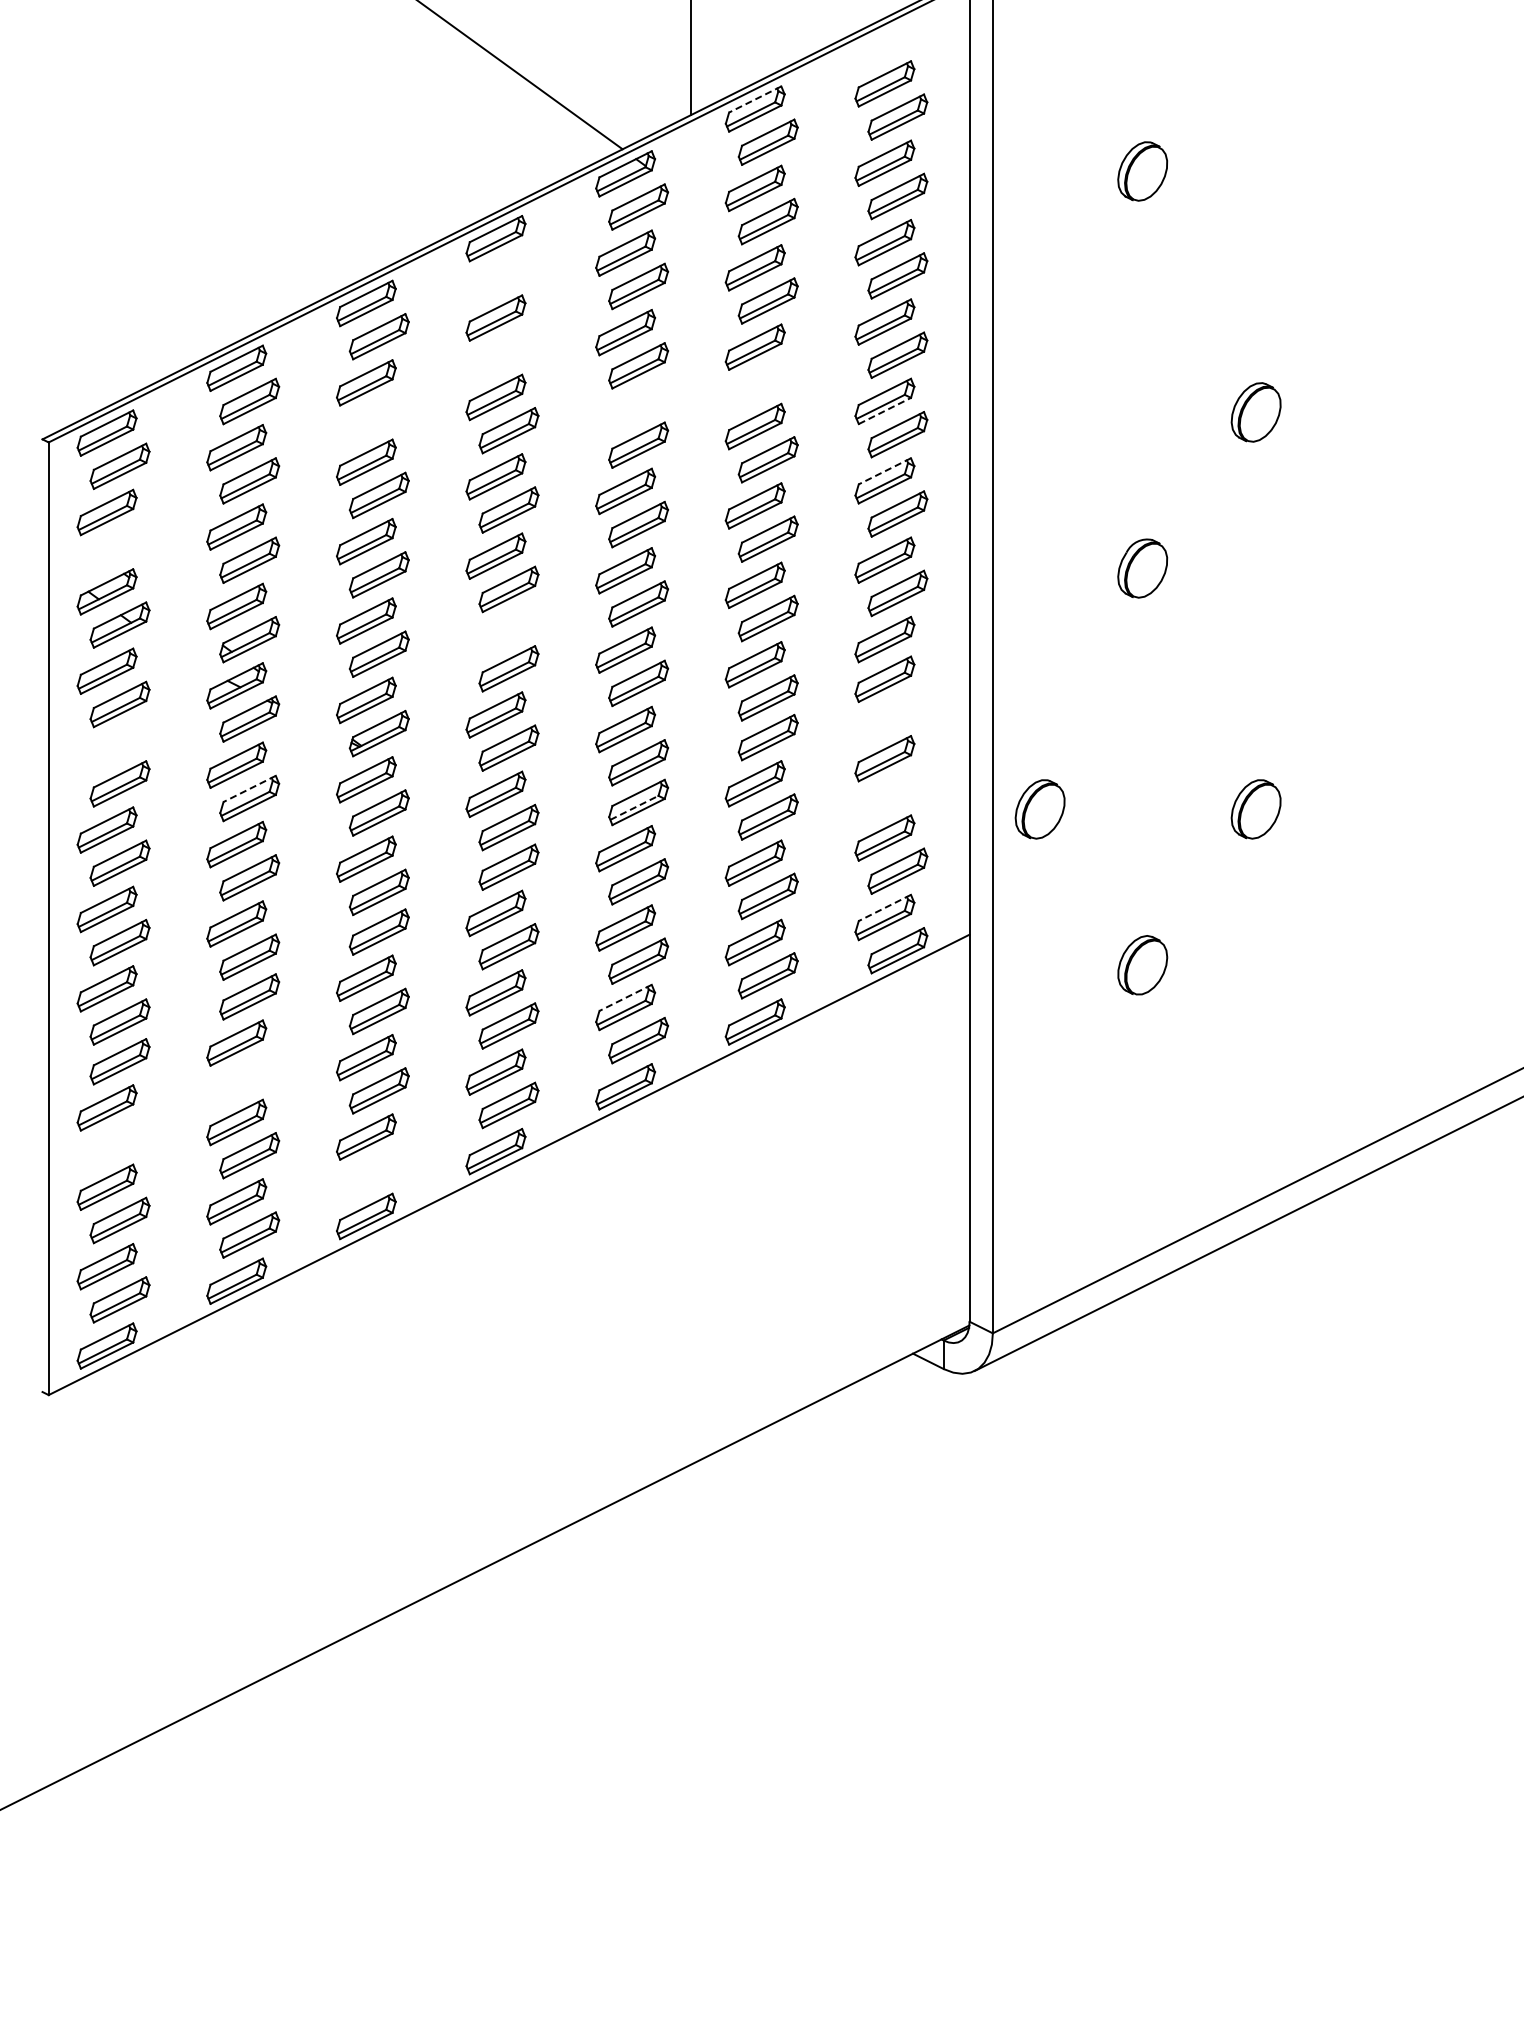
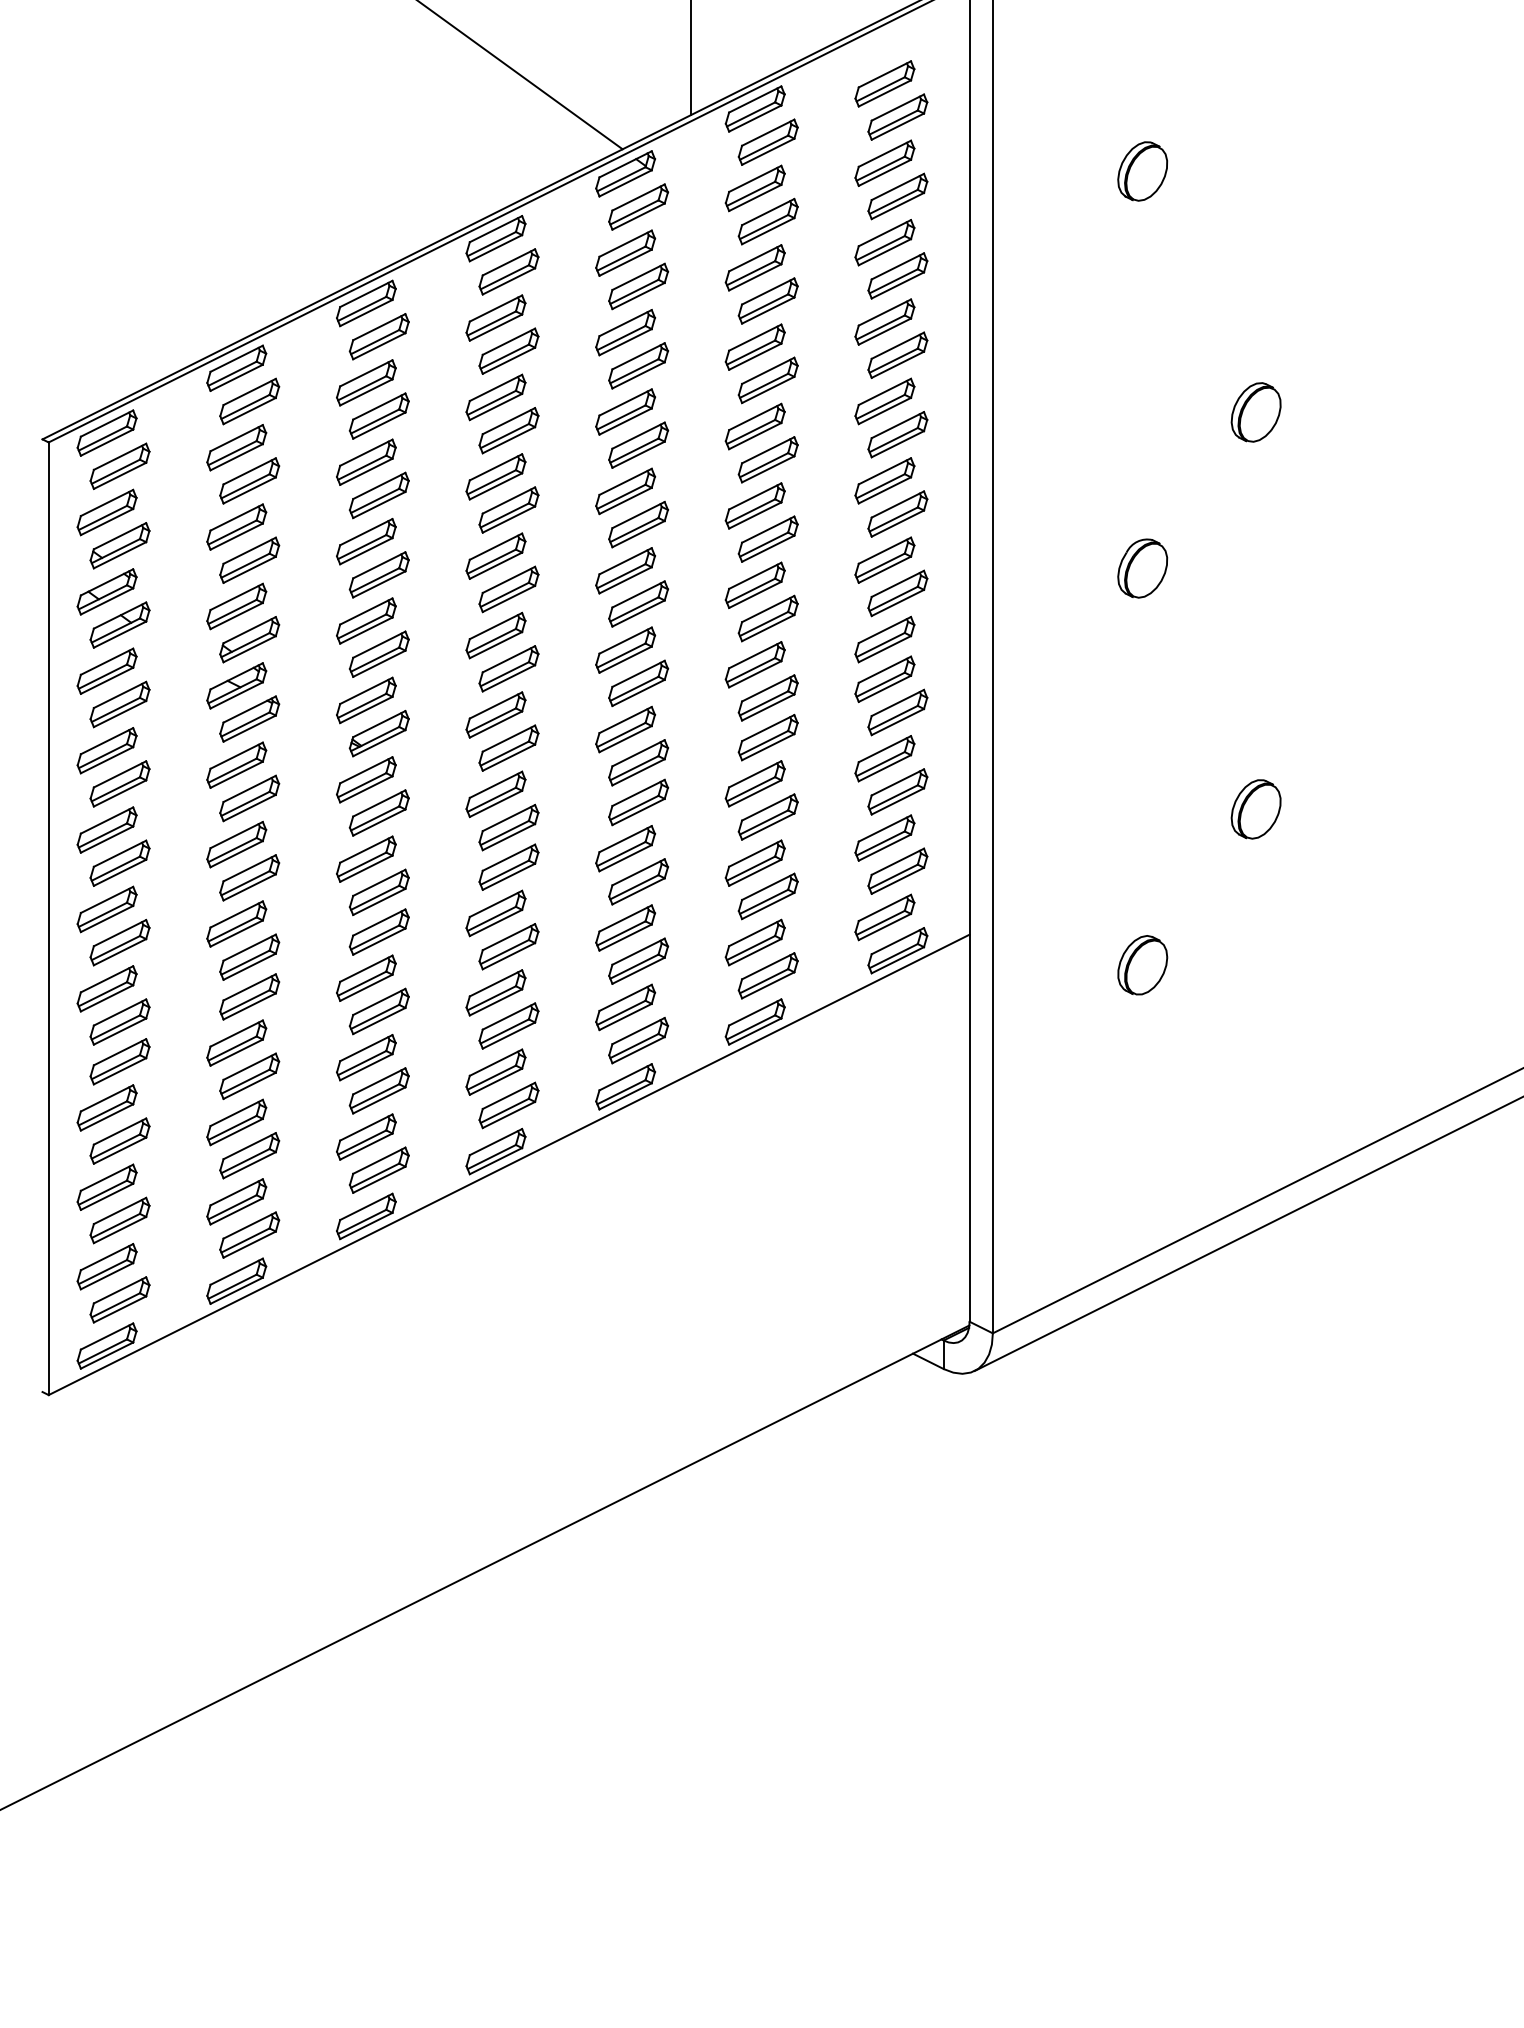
line: dashed -> solid (754, 99)
part: none -> present (508, 271)
part: none -> present (508, 350)
part: none -> present (767, 380)
line: dashed -> solid (885, 410)
part: none -> present (625, 411)
part: none -> present (378, 415)
line: dashed -> solid (884, 471)
part: none -> present (119, 545)
part: none -> present (495, 635)
part: none -> present (897, 712)
part: none -> present (106, 750)
line: dashed -> solid (249, 789)
part: none -> present (897, 791)
line: dashed -> solid (634, 807)
part: present -> none (1039, 809)
line: dashed -> solid (884, 908)
line: dashed -> solid (625, 998)
part: none -> present (249, 1075)
part: none -> present (119, 1140)
part: none -> present (378, 1169)
